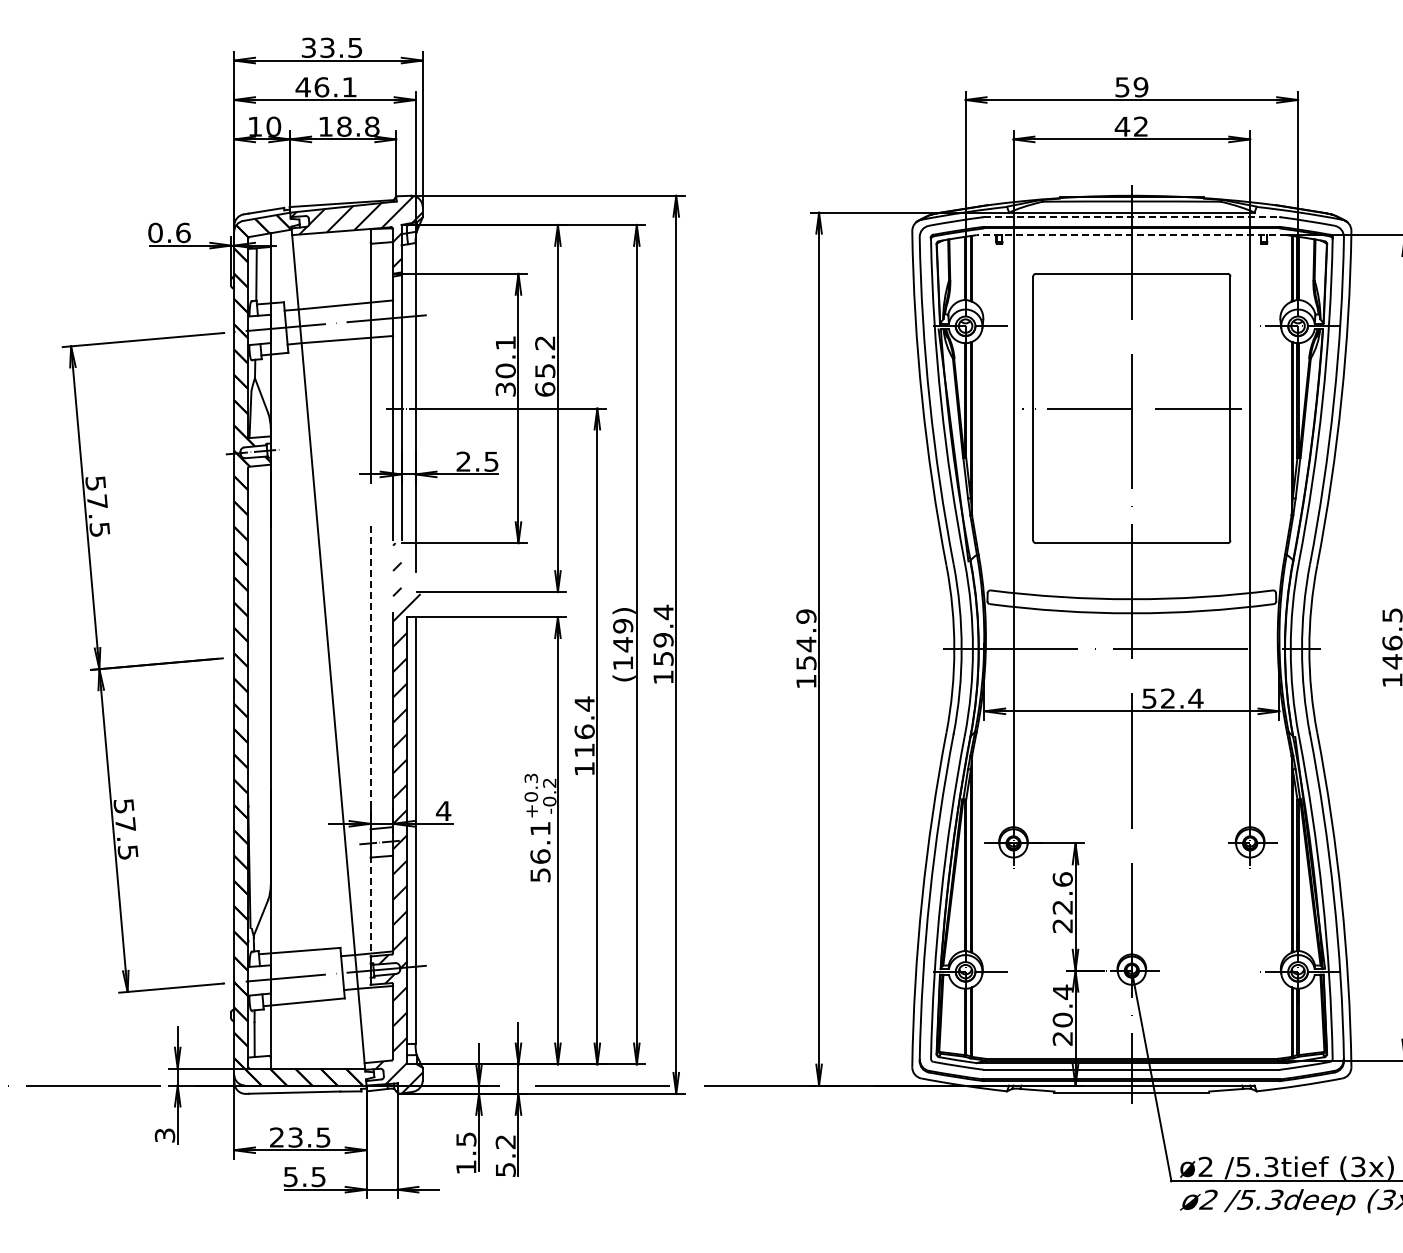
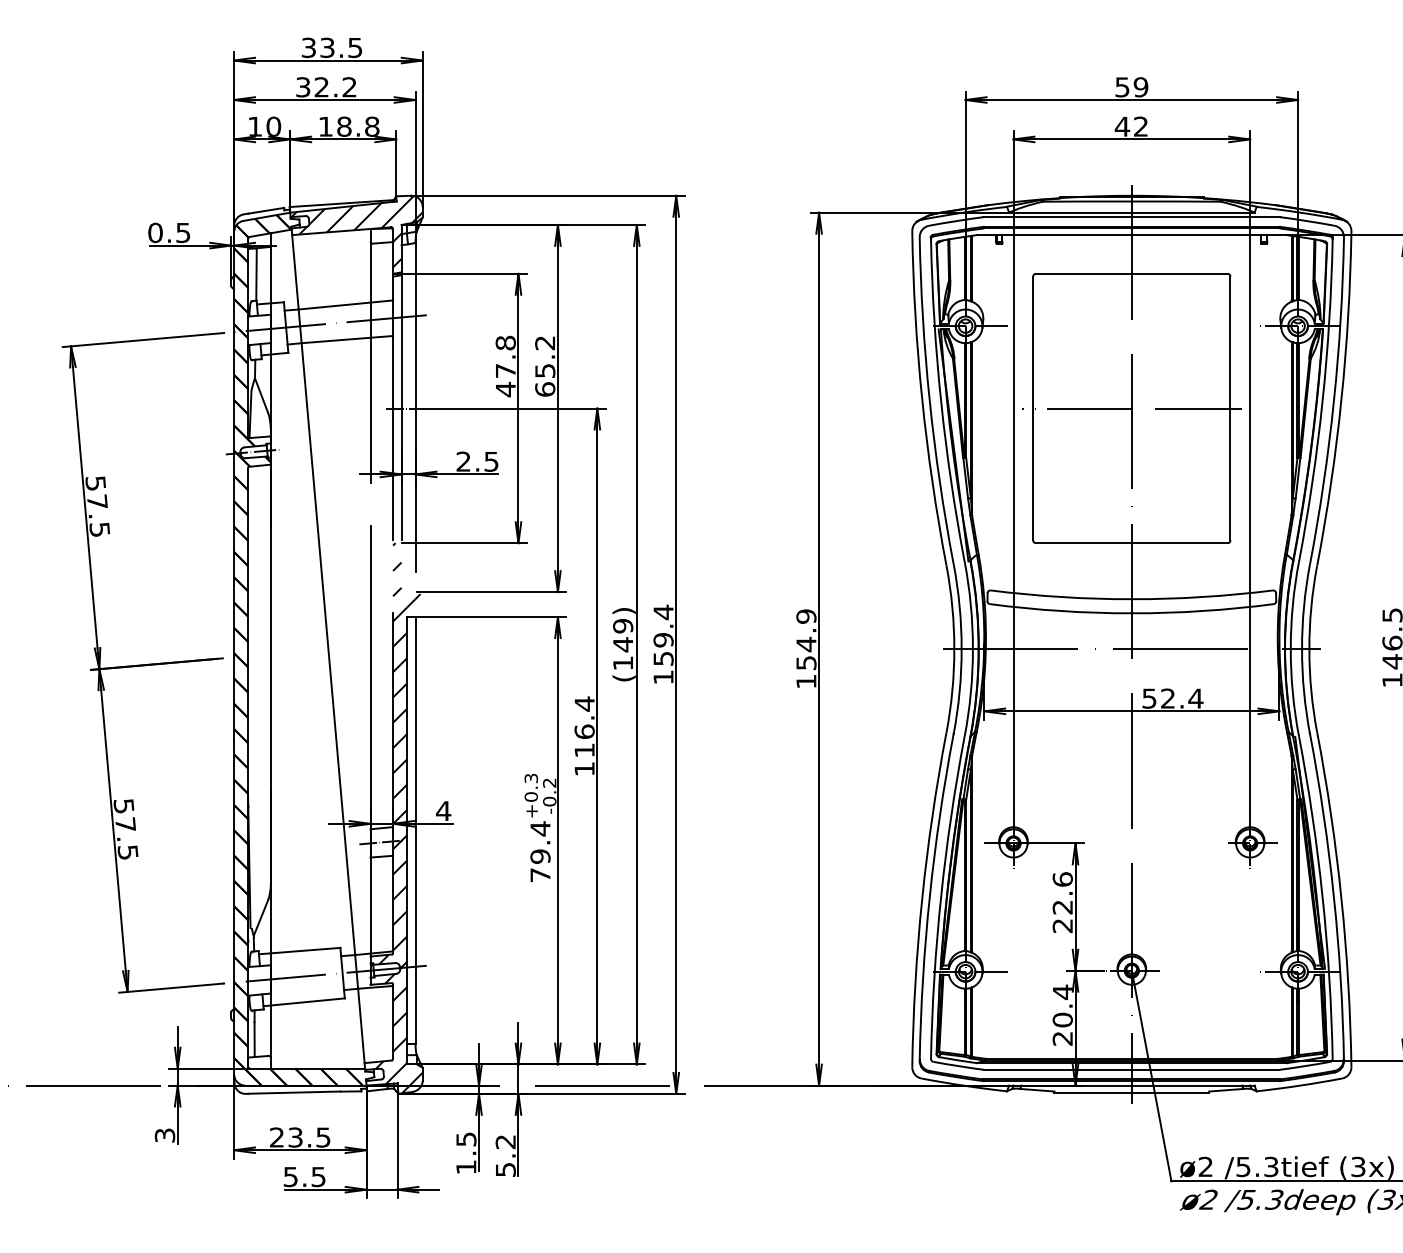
text: 46.1 -> 32.2 (325, 87)
line: dashed -> solid (1132, 217)
text: 0.6 -> 0.5 (183, 232)
line: dashed -> solid (1131, 235)
text: 30.1 -> 47.8 (505, 366)
line: dashed -> solid (370, 741)
text: 56.1 -> 79.4 (540, 851)
